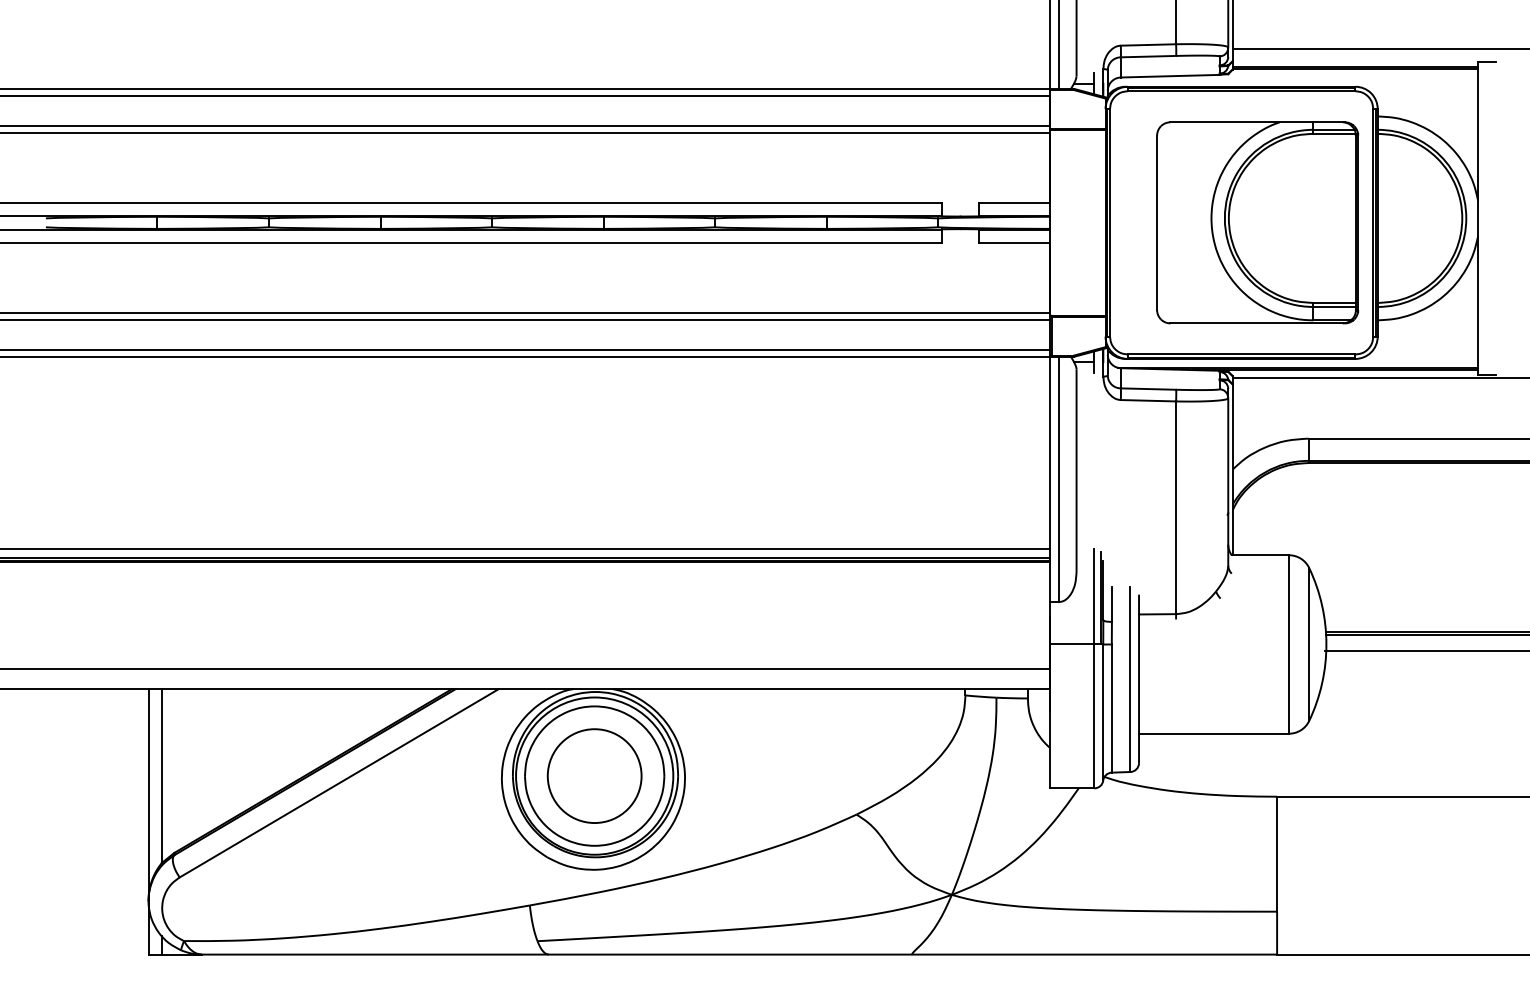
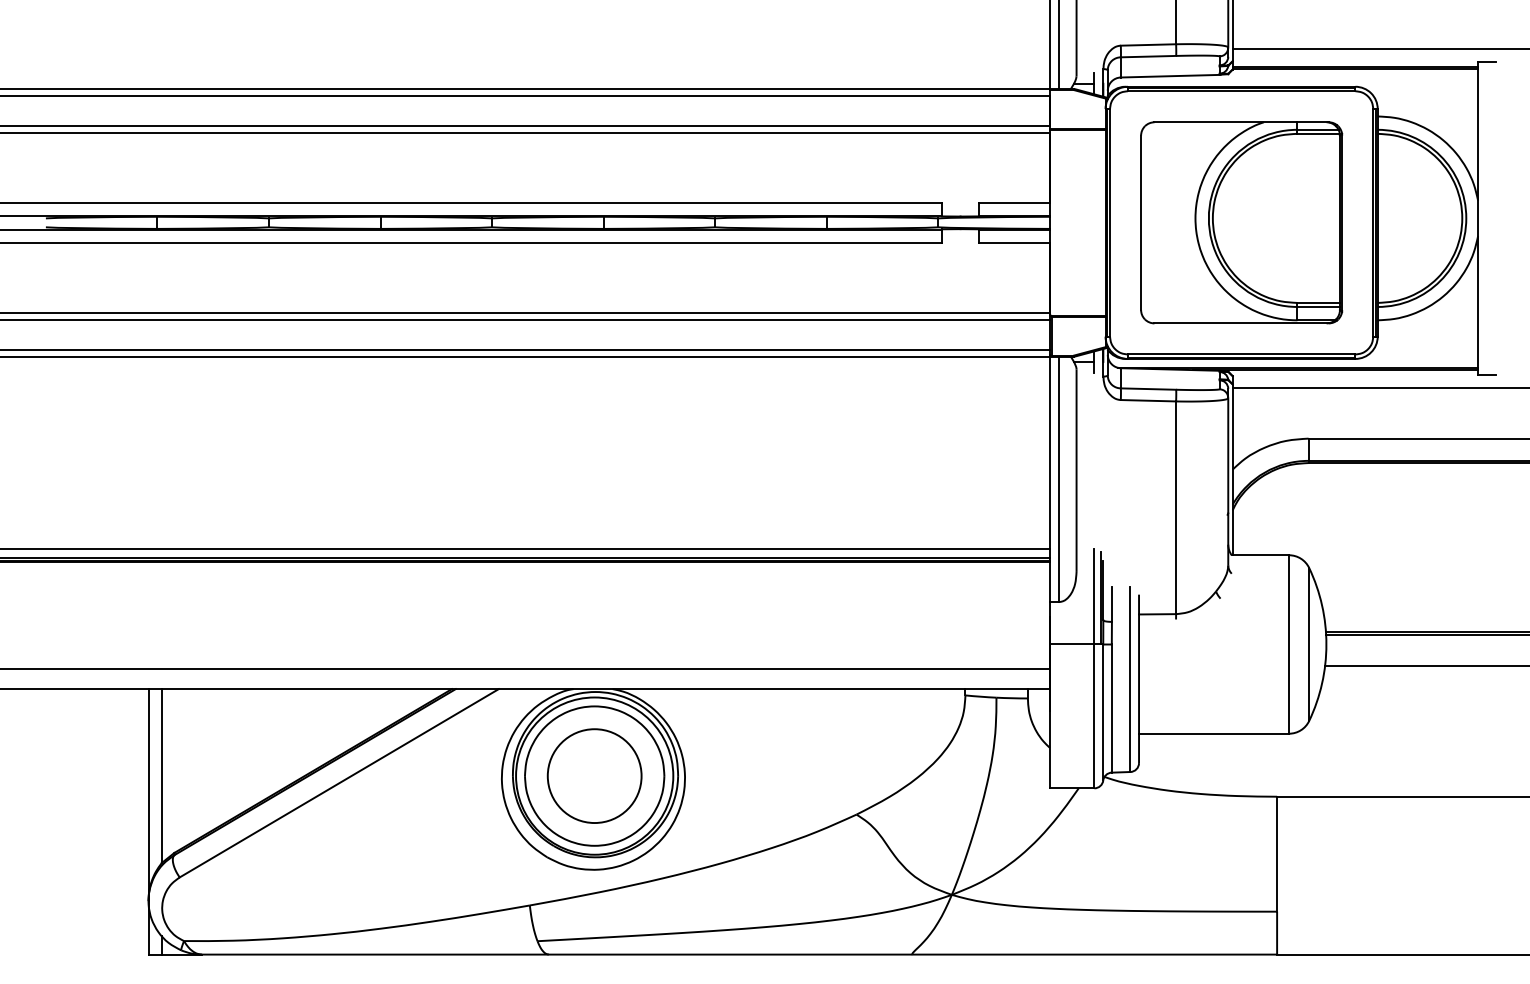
part position: (1257, 222) -> (1241, 222) (1241, 222)
line position: (1379, 377) -> (1379, 387) (1379, 387)
line position: (1425, 651) -> (1425, 666) (1425, 666)
